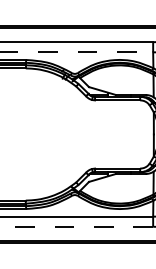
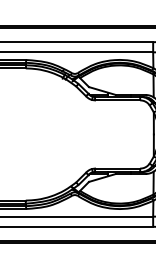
line: dashed -> solid (77, 52)
line: dashed -> solid (76, 226)
